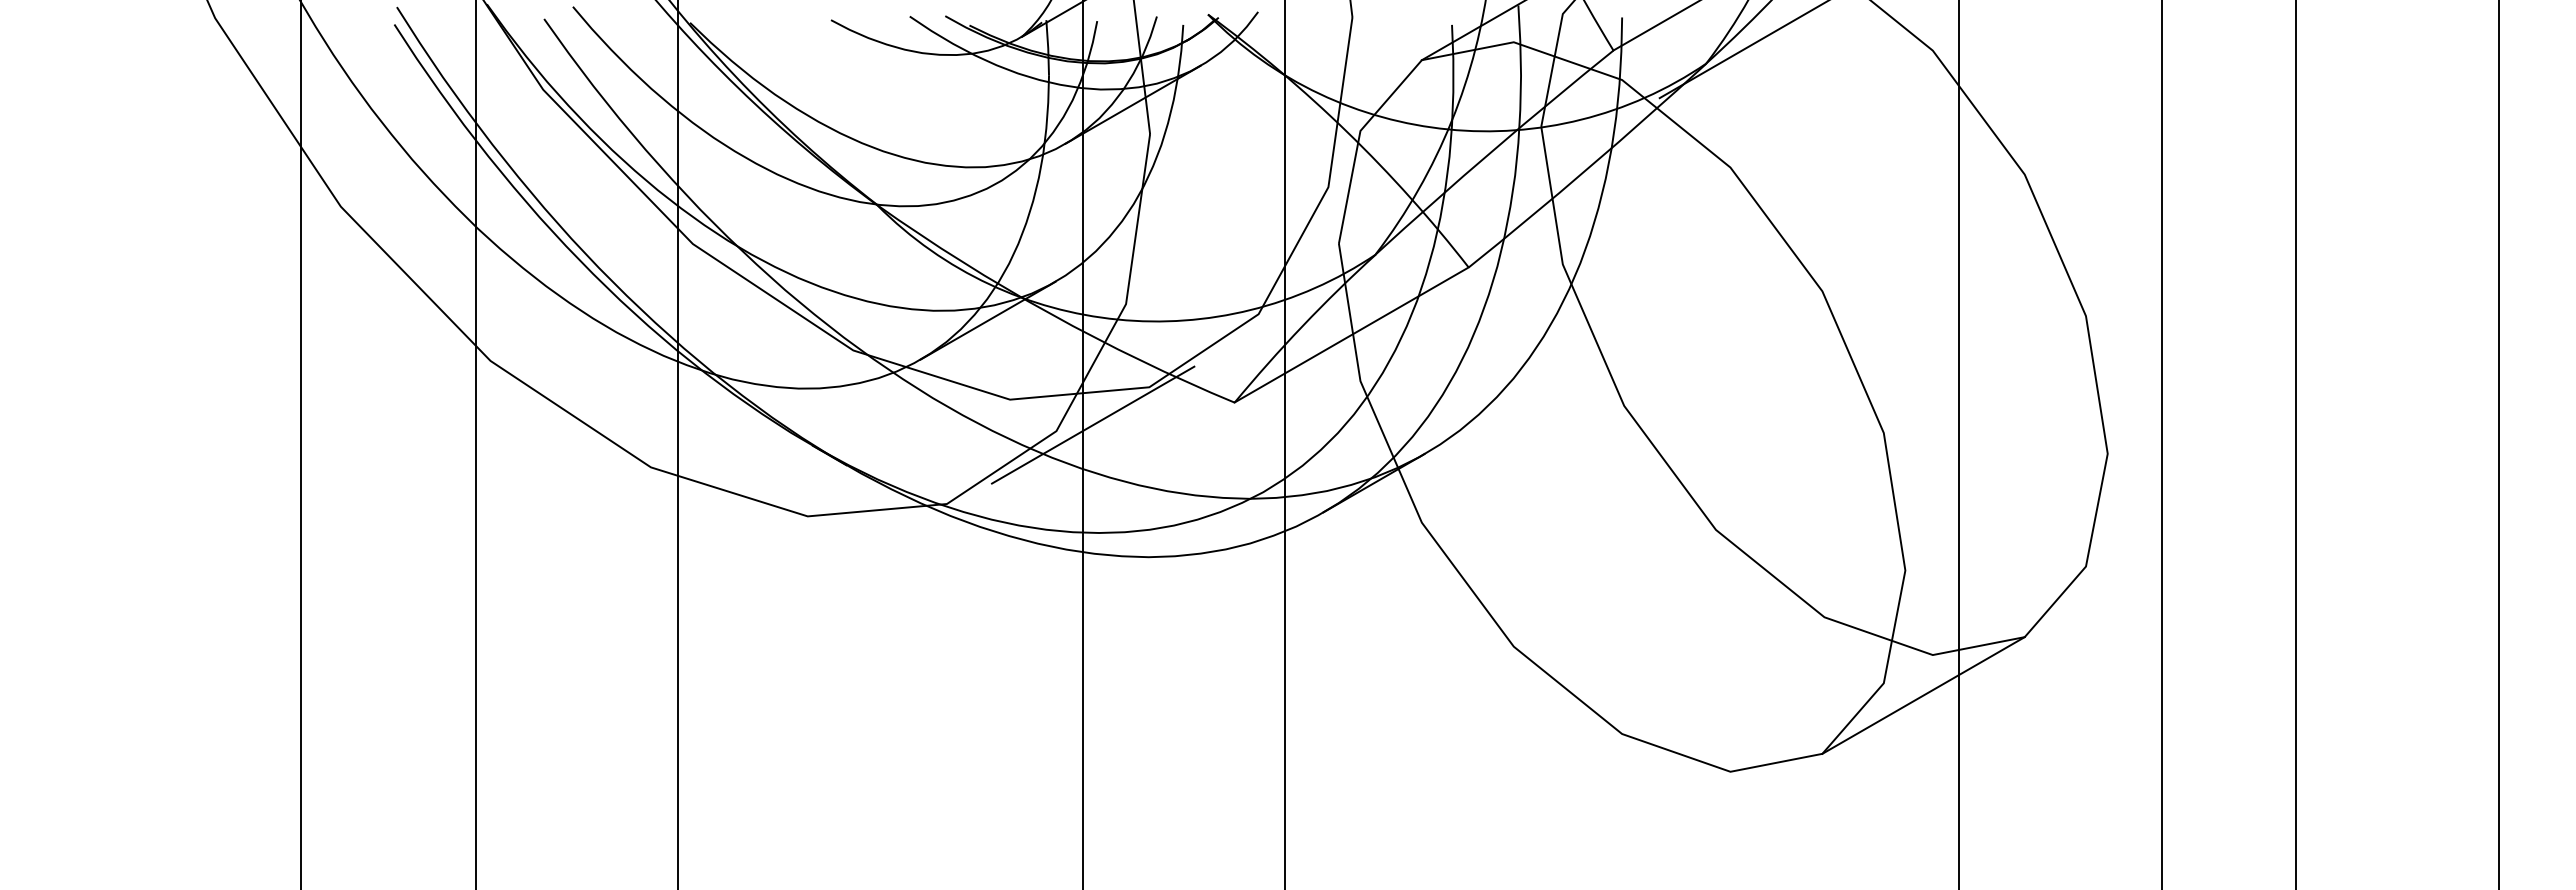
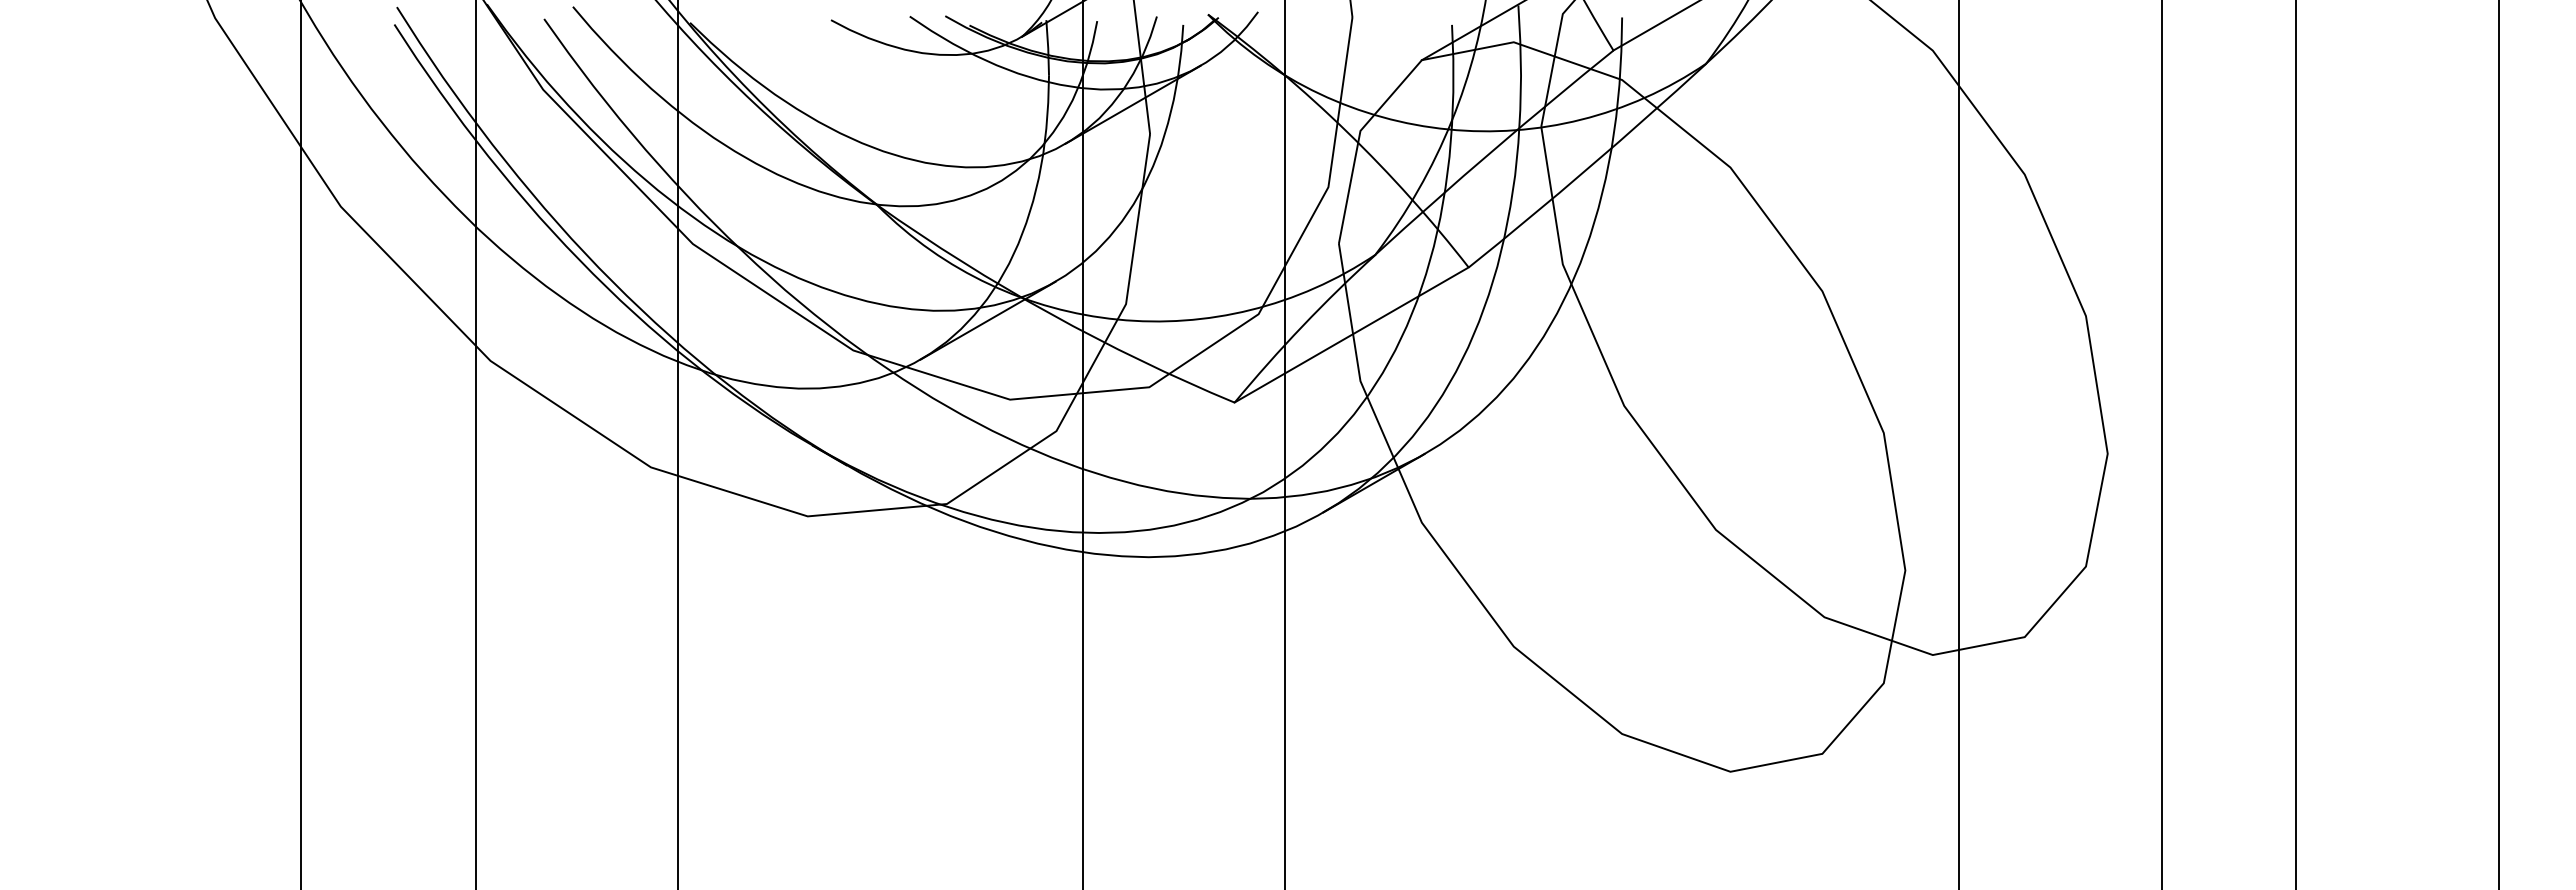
line: present -> none (1742, 50)
line: present -> none (1092, 424)
line: present -> none (1923, 695)
